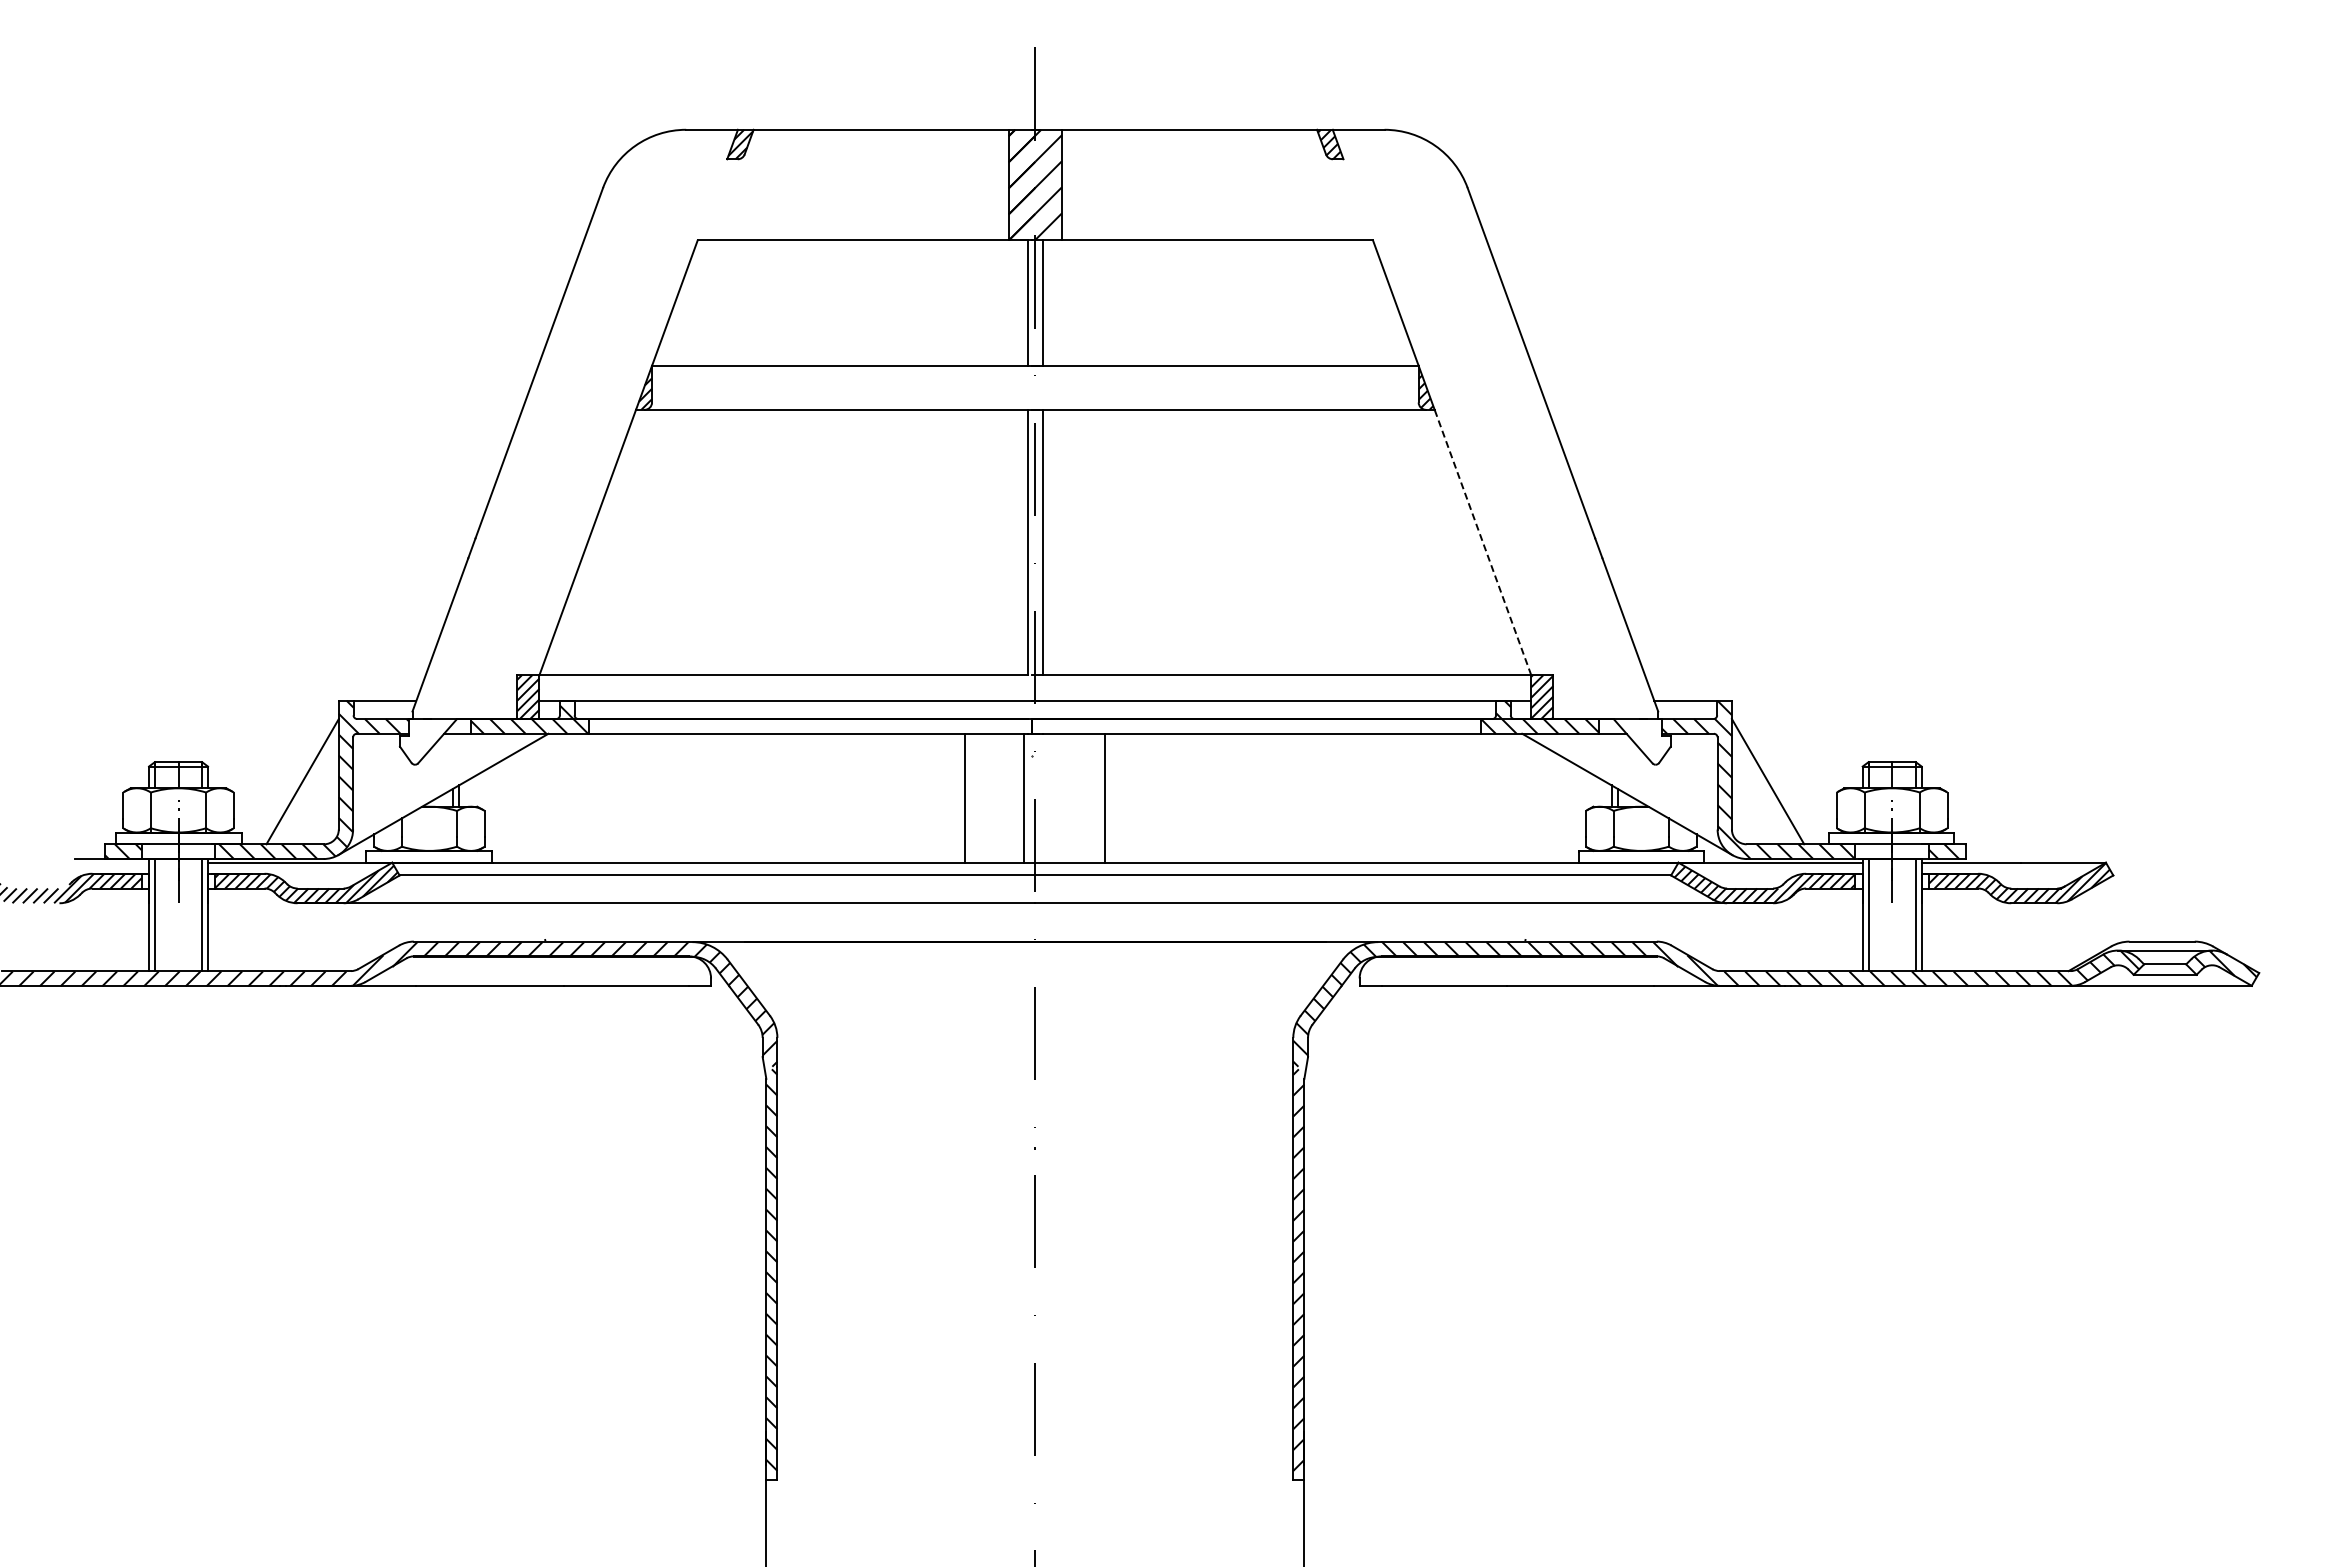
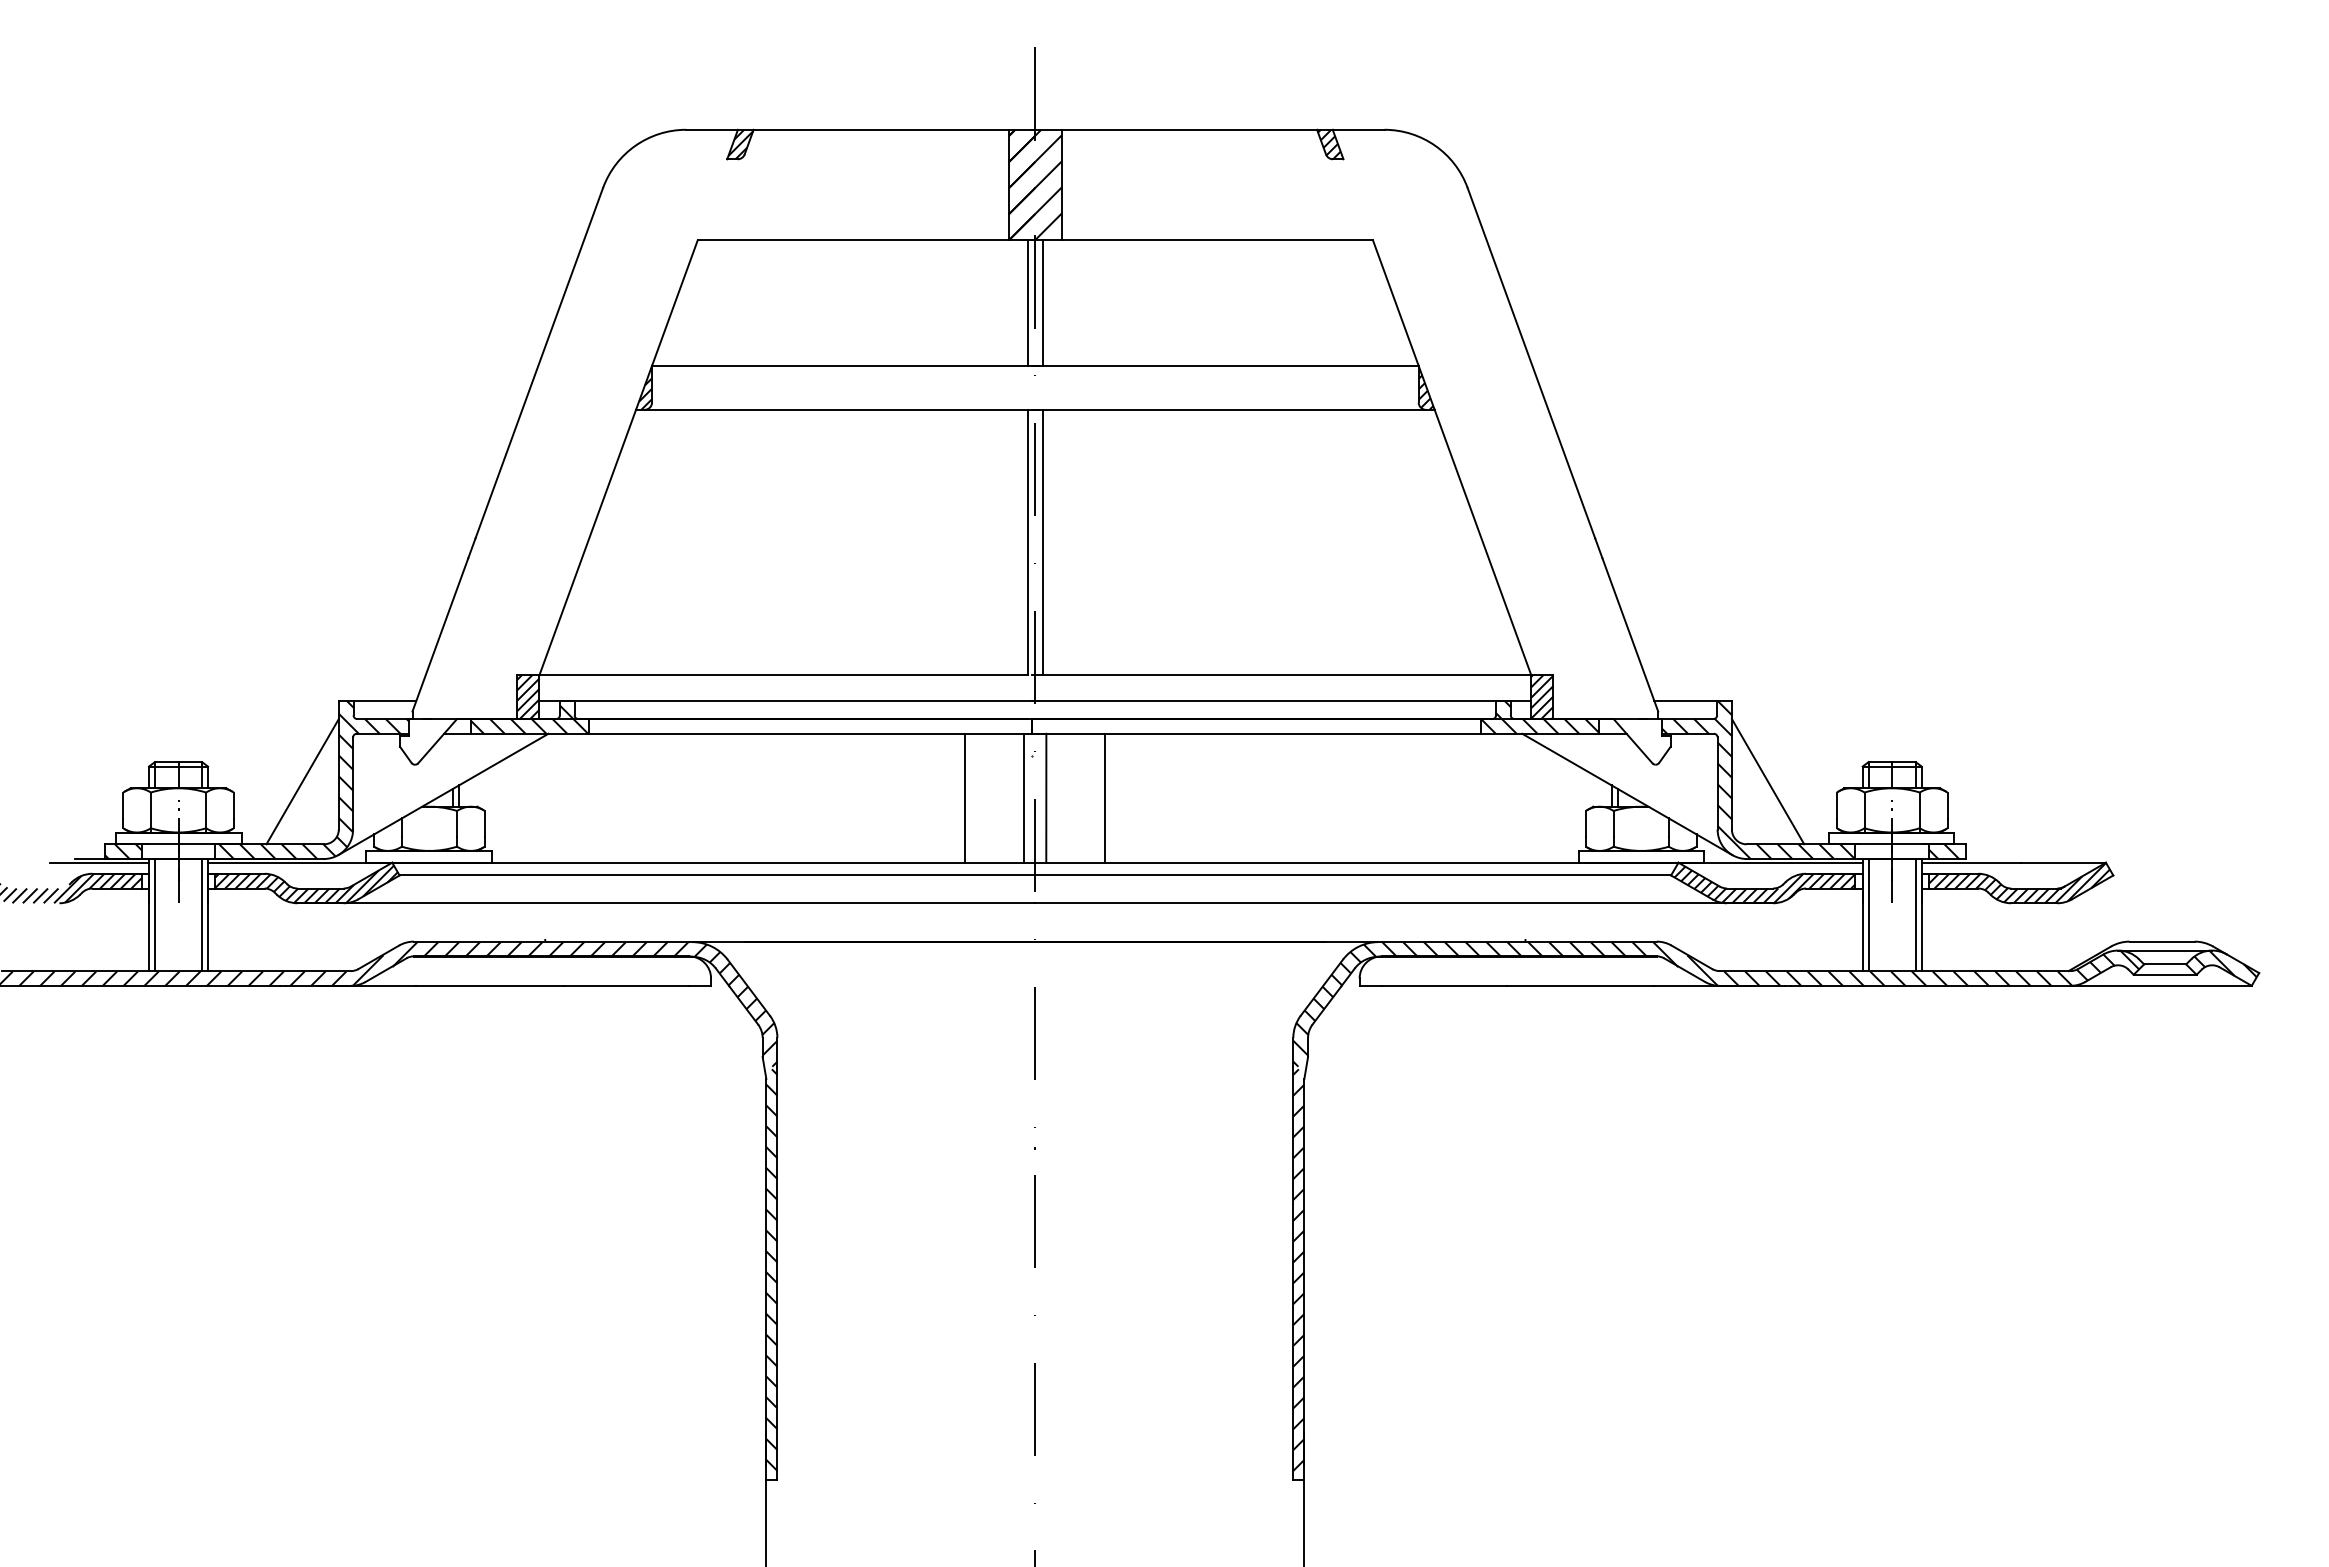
line: dashed -> solid (1482, 542)
line: none -> present (1046, 797)
line: none -> present (99, 862)
